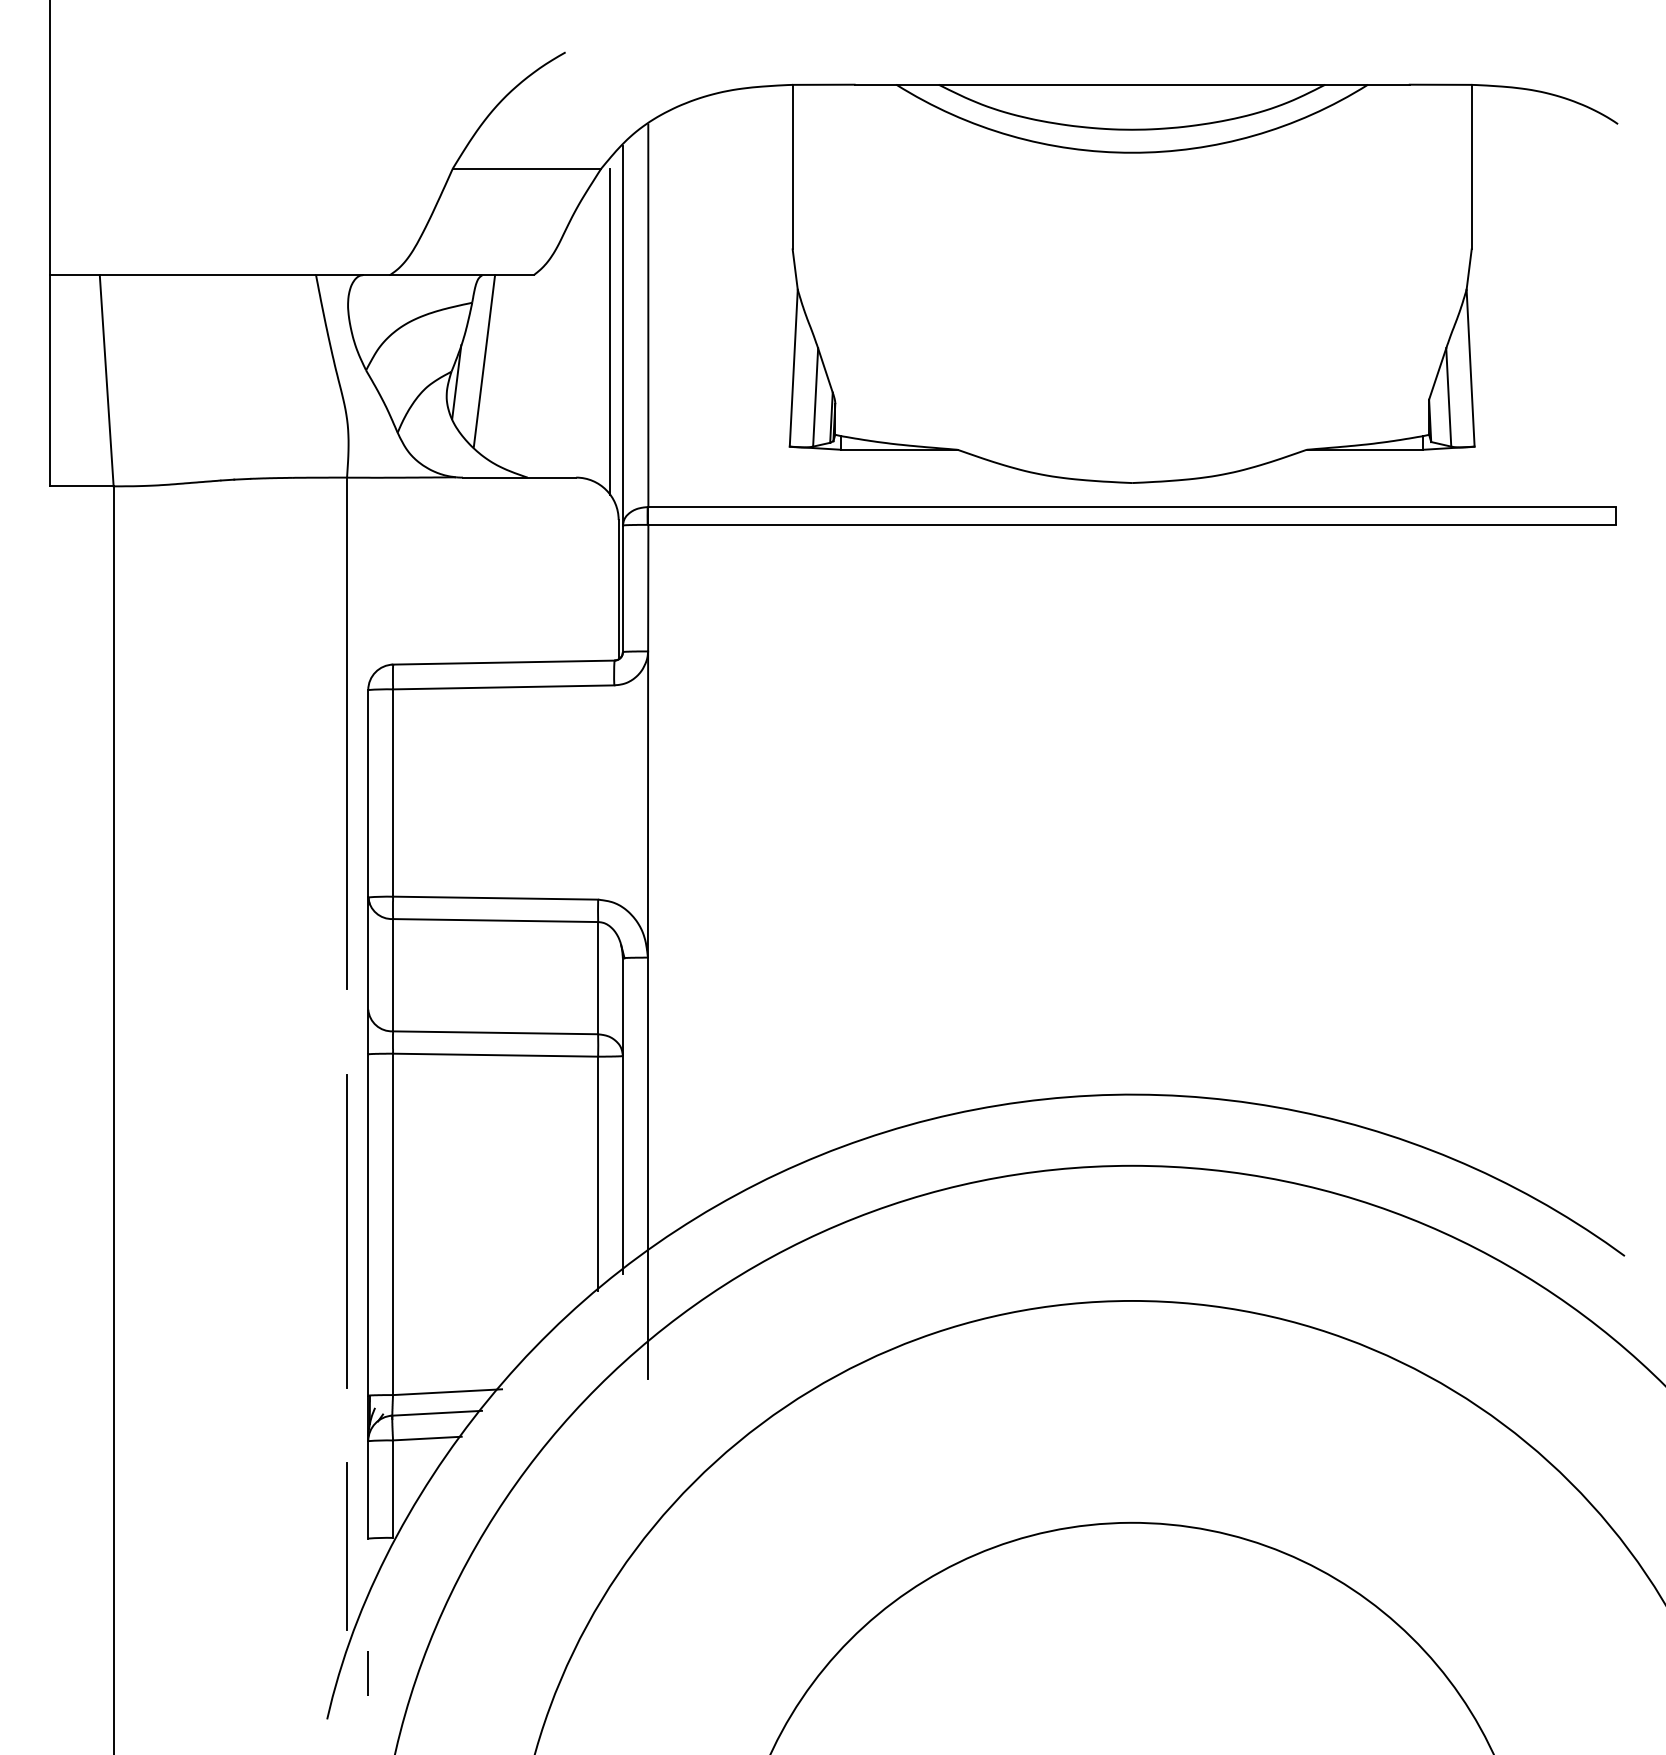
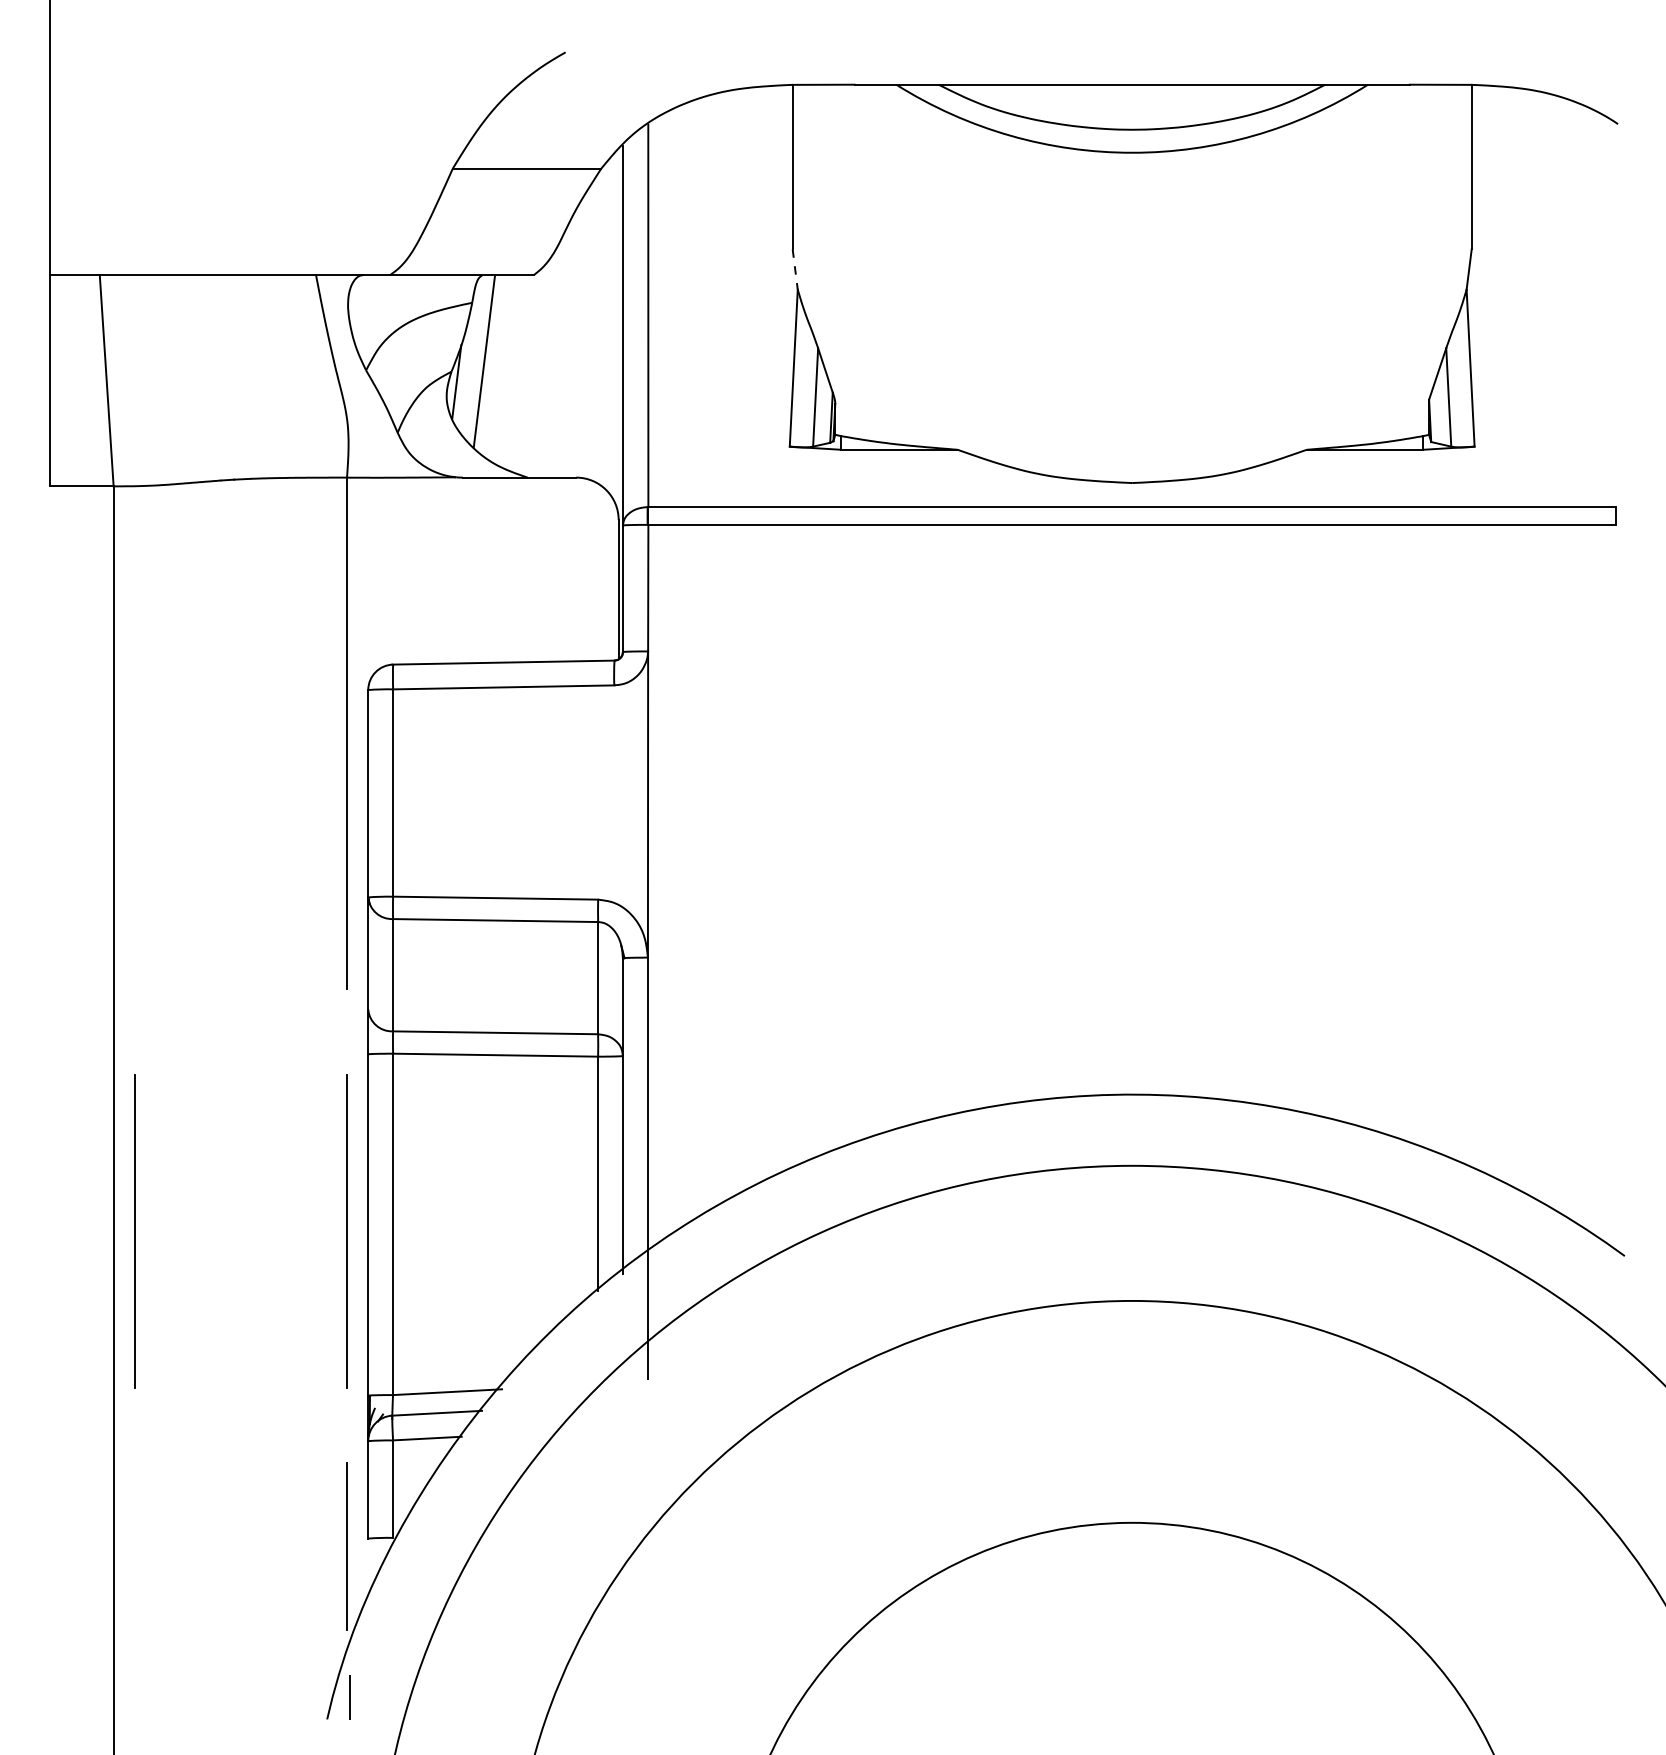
line: solid -> dashed (795, 270)
line: present -> none (610, 331)
line: none -> present (134, 1231)
line position: (367, 1673) -> (349, 1697) (349, 1697)
